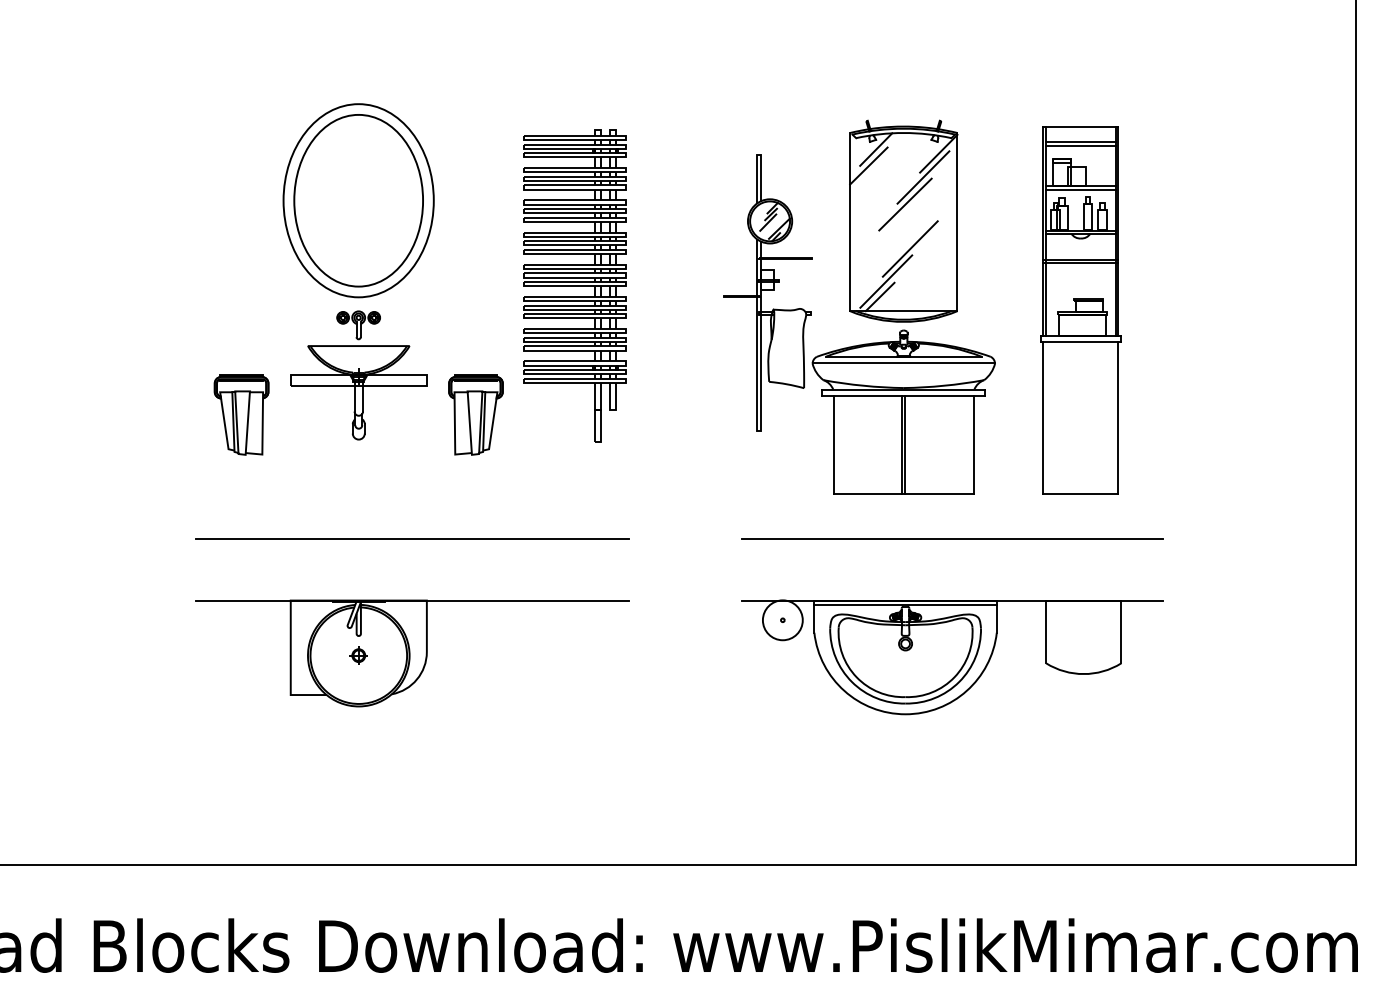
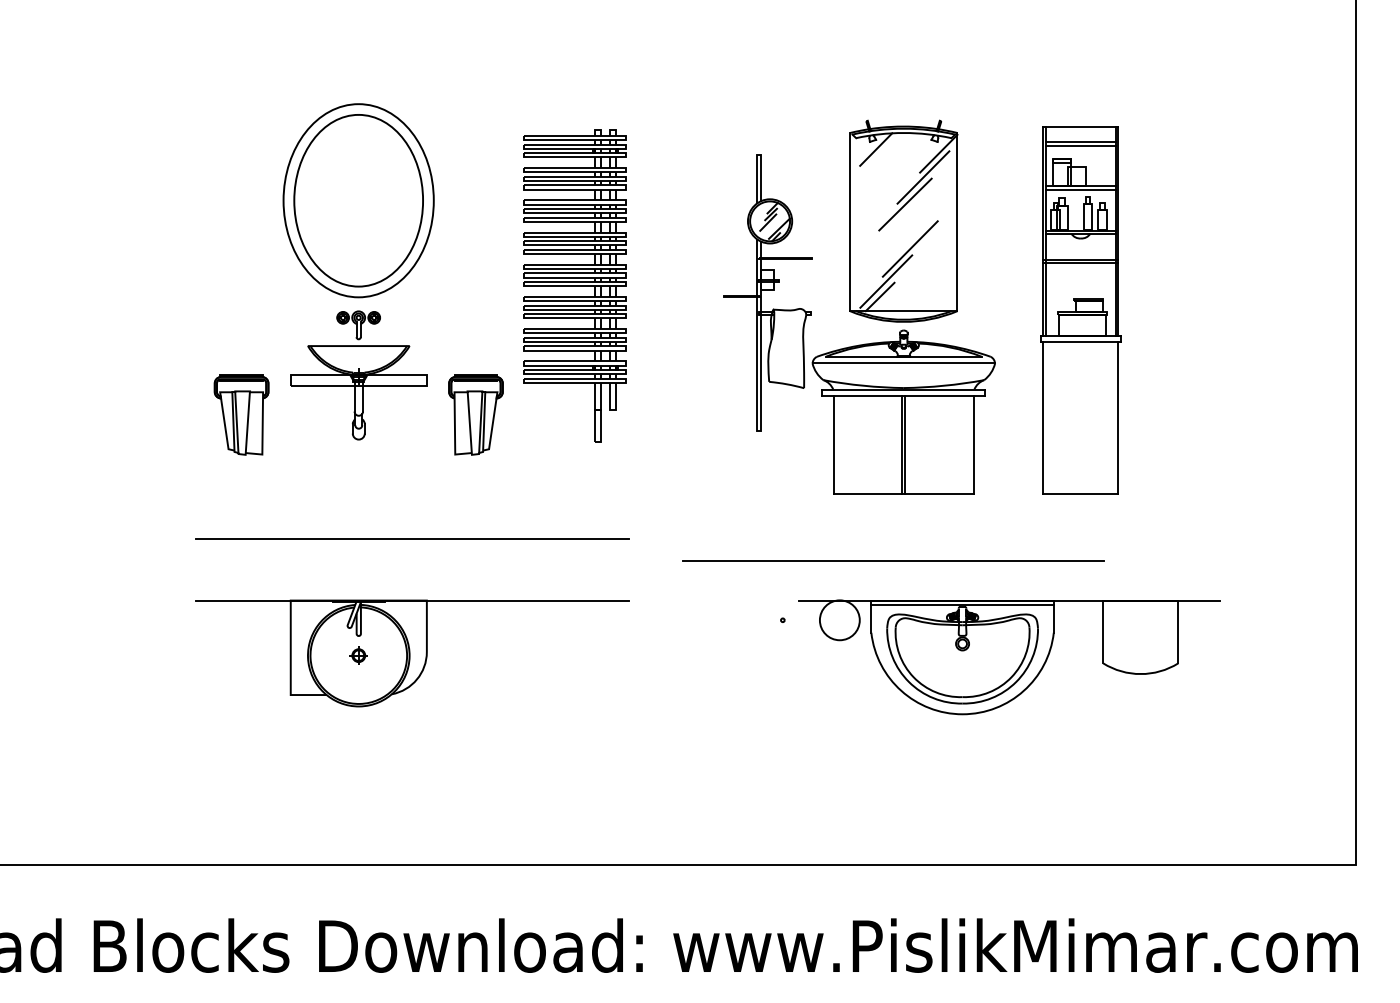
line: present -> none (868, 165)
line position: (952, 538) -> (893, 560) (893, 560)
part position: (952, 657) -> (1009, 657) (1009, 657)
